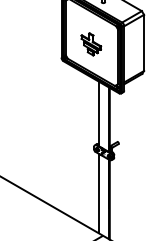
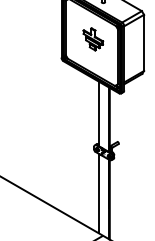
part position: (91, 44) -> (93, 39) (93, 39)
